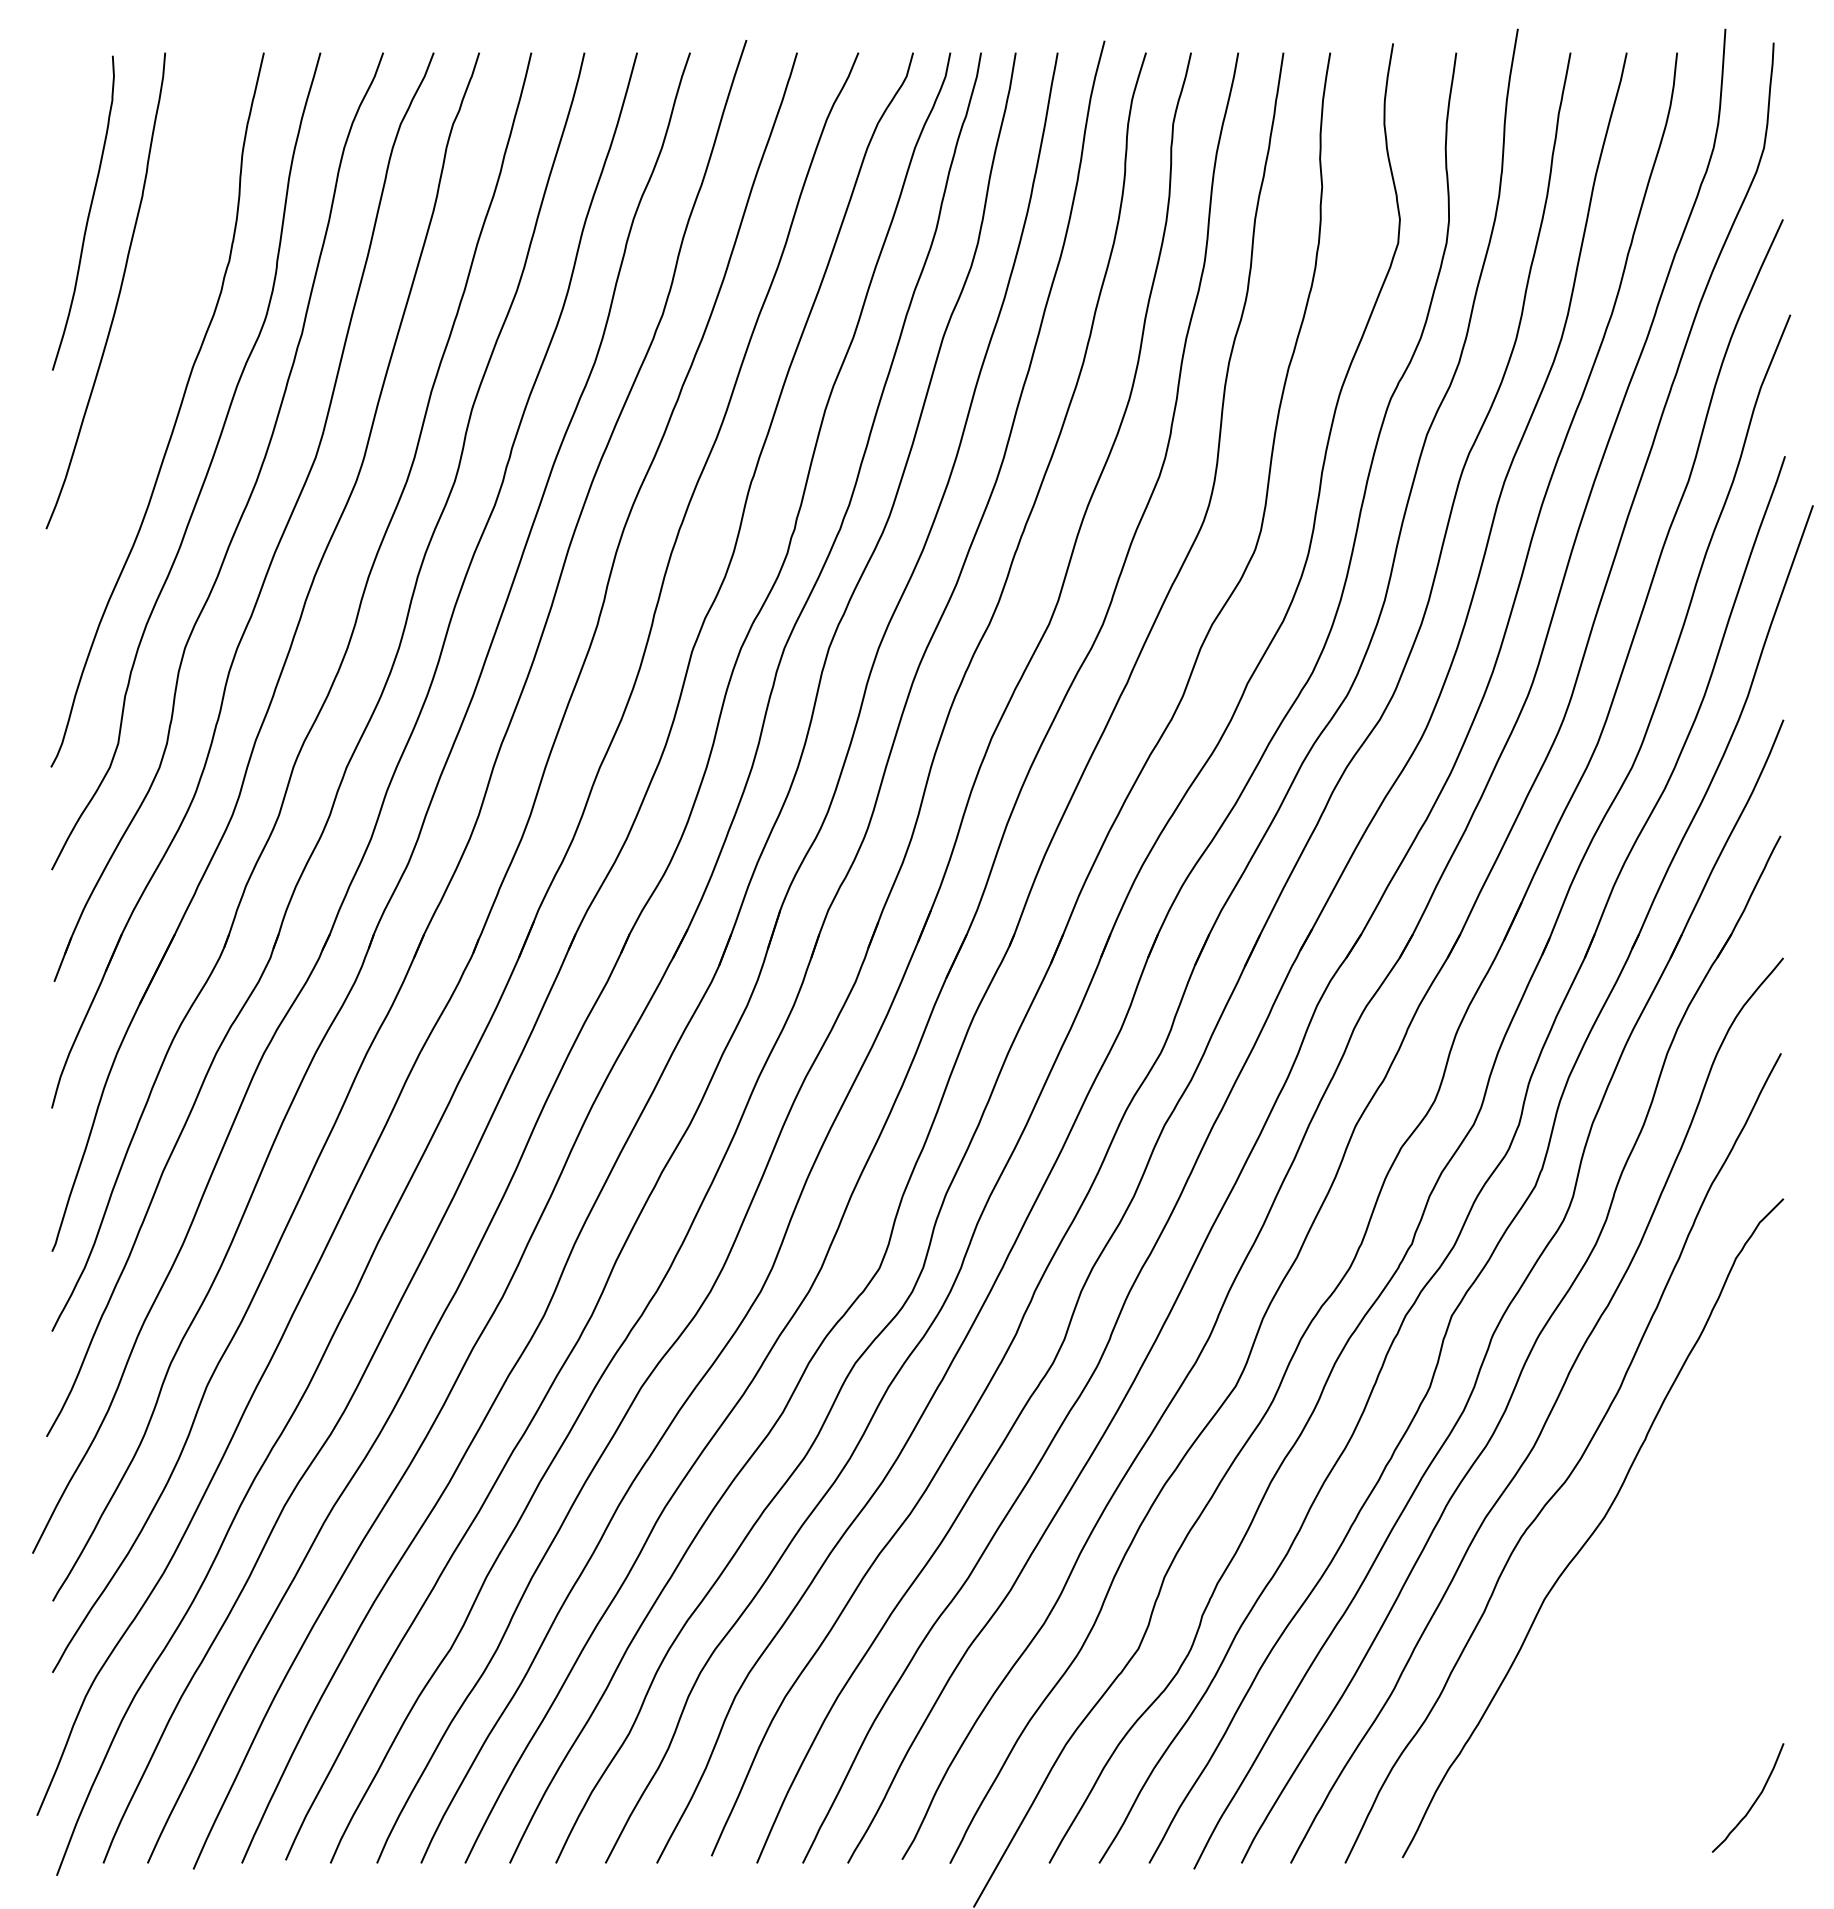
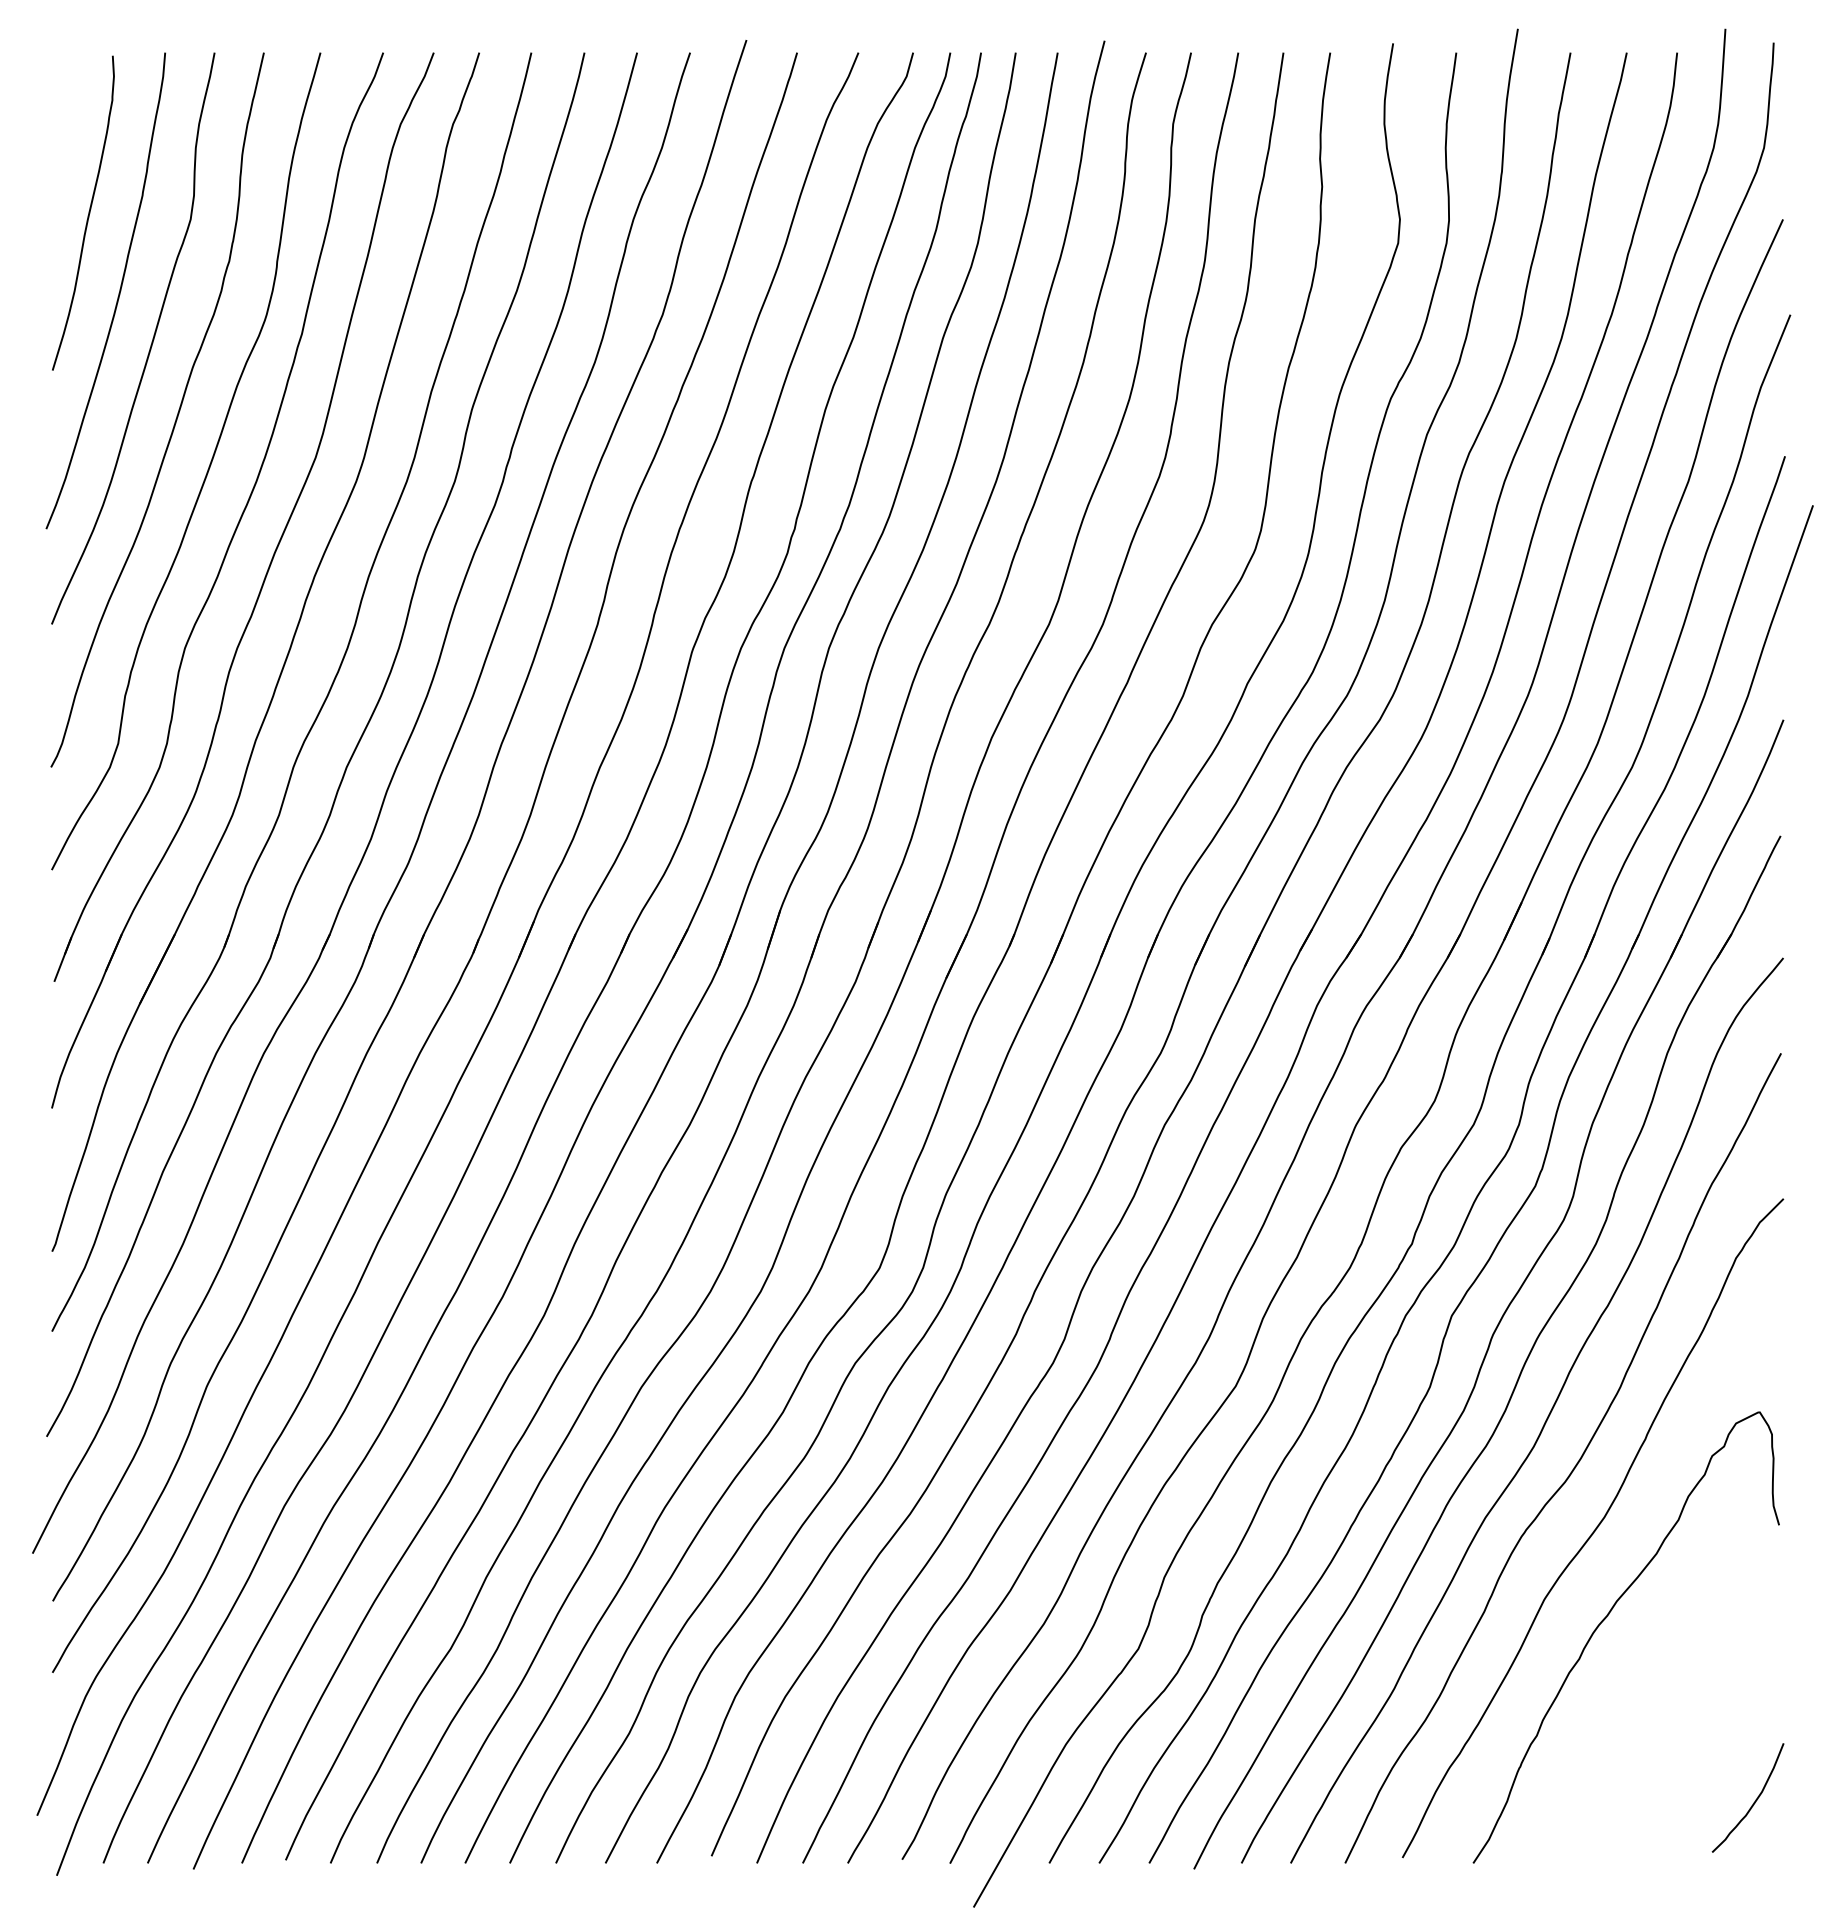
curve: none -> present (150, 344)
curve: none -> present (1606, 1618)
